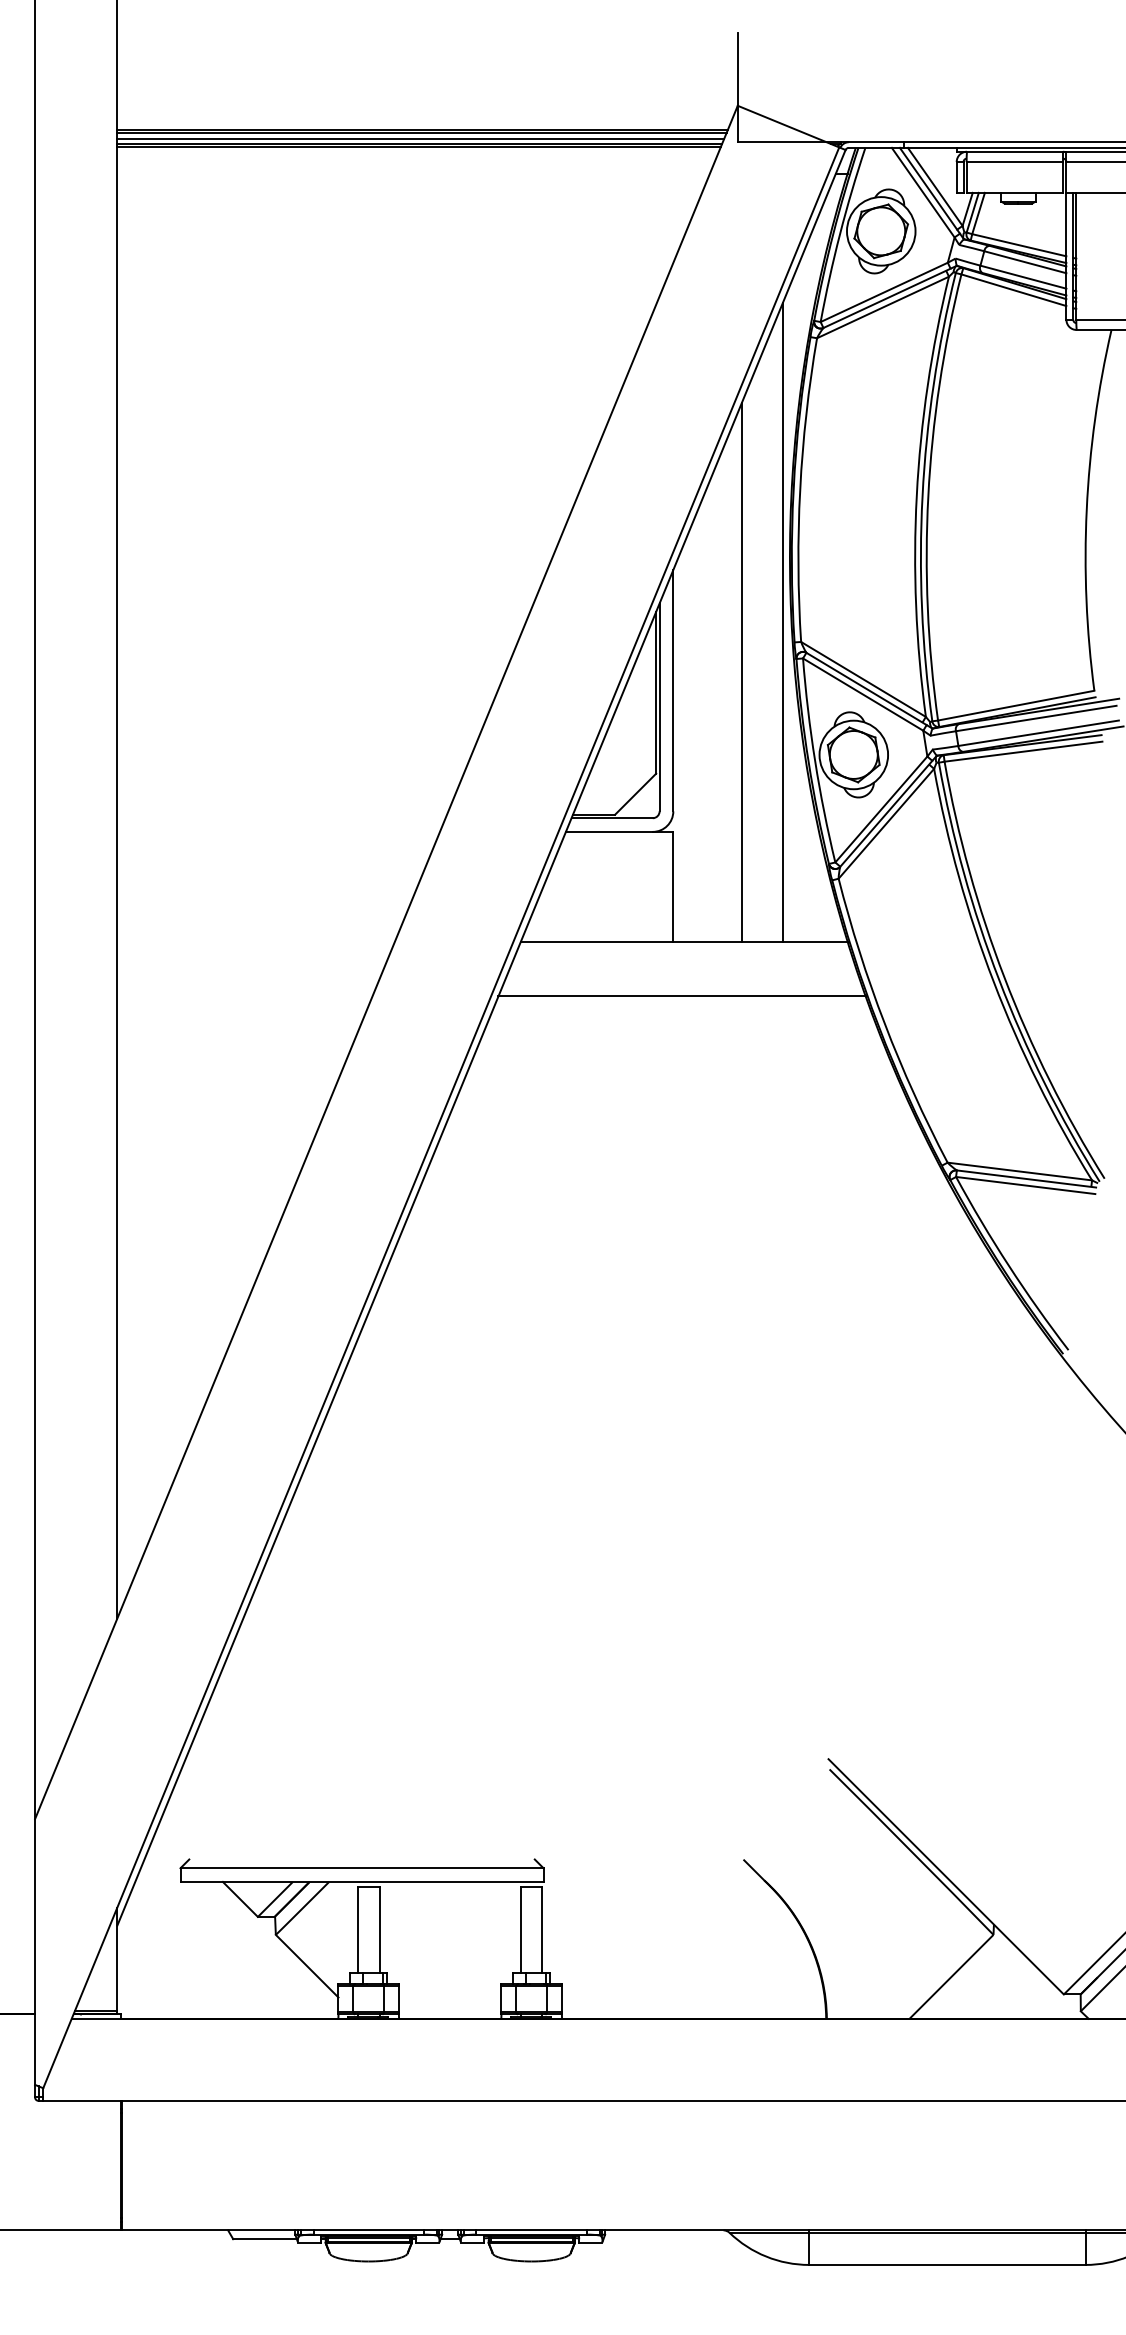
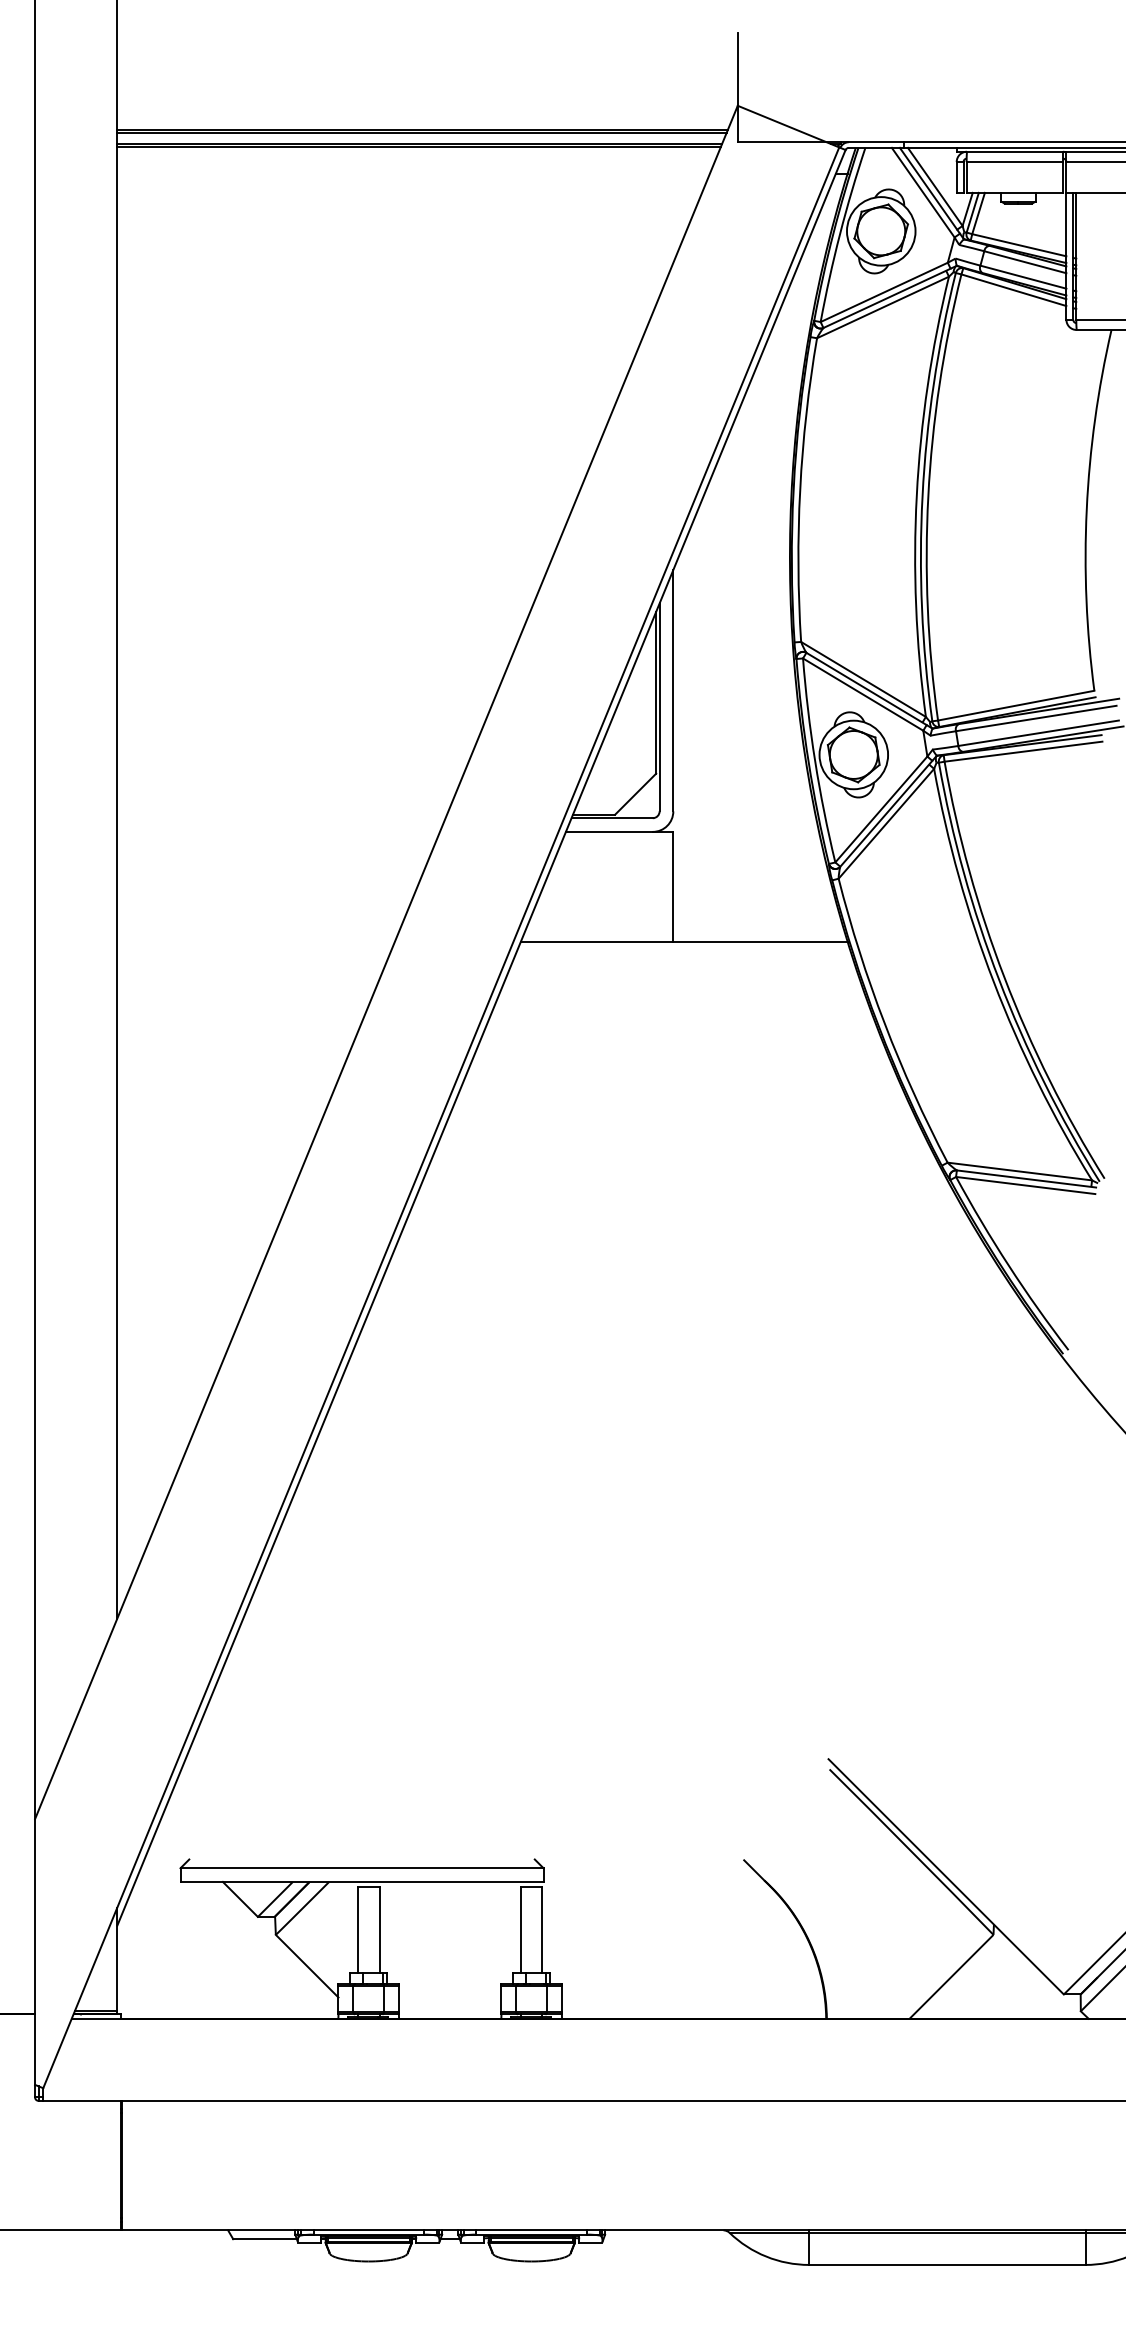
line: present -> none (420, 138)
line: present -> none (783, 621)
line: present -> none (741, 671)
line: present -> none (681, 996)
